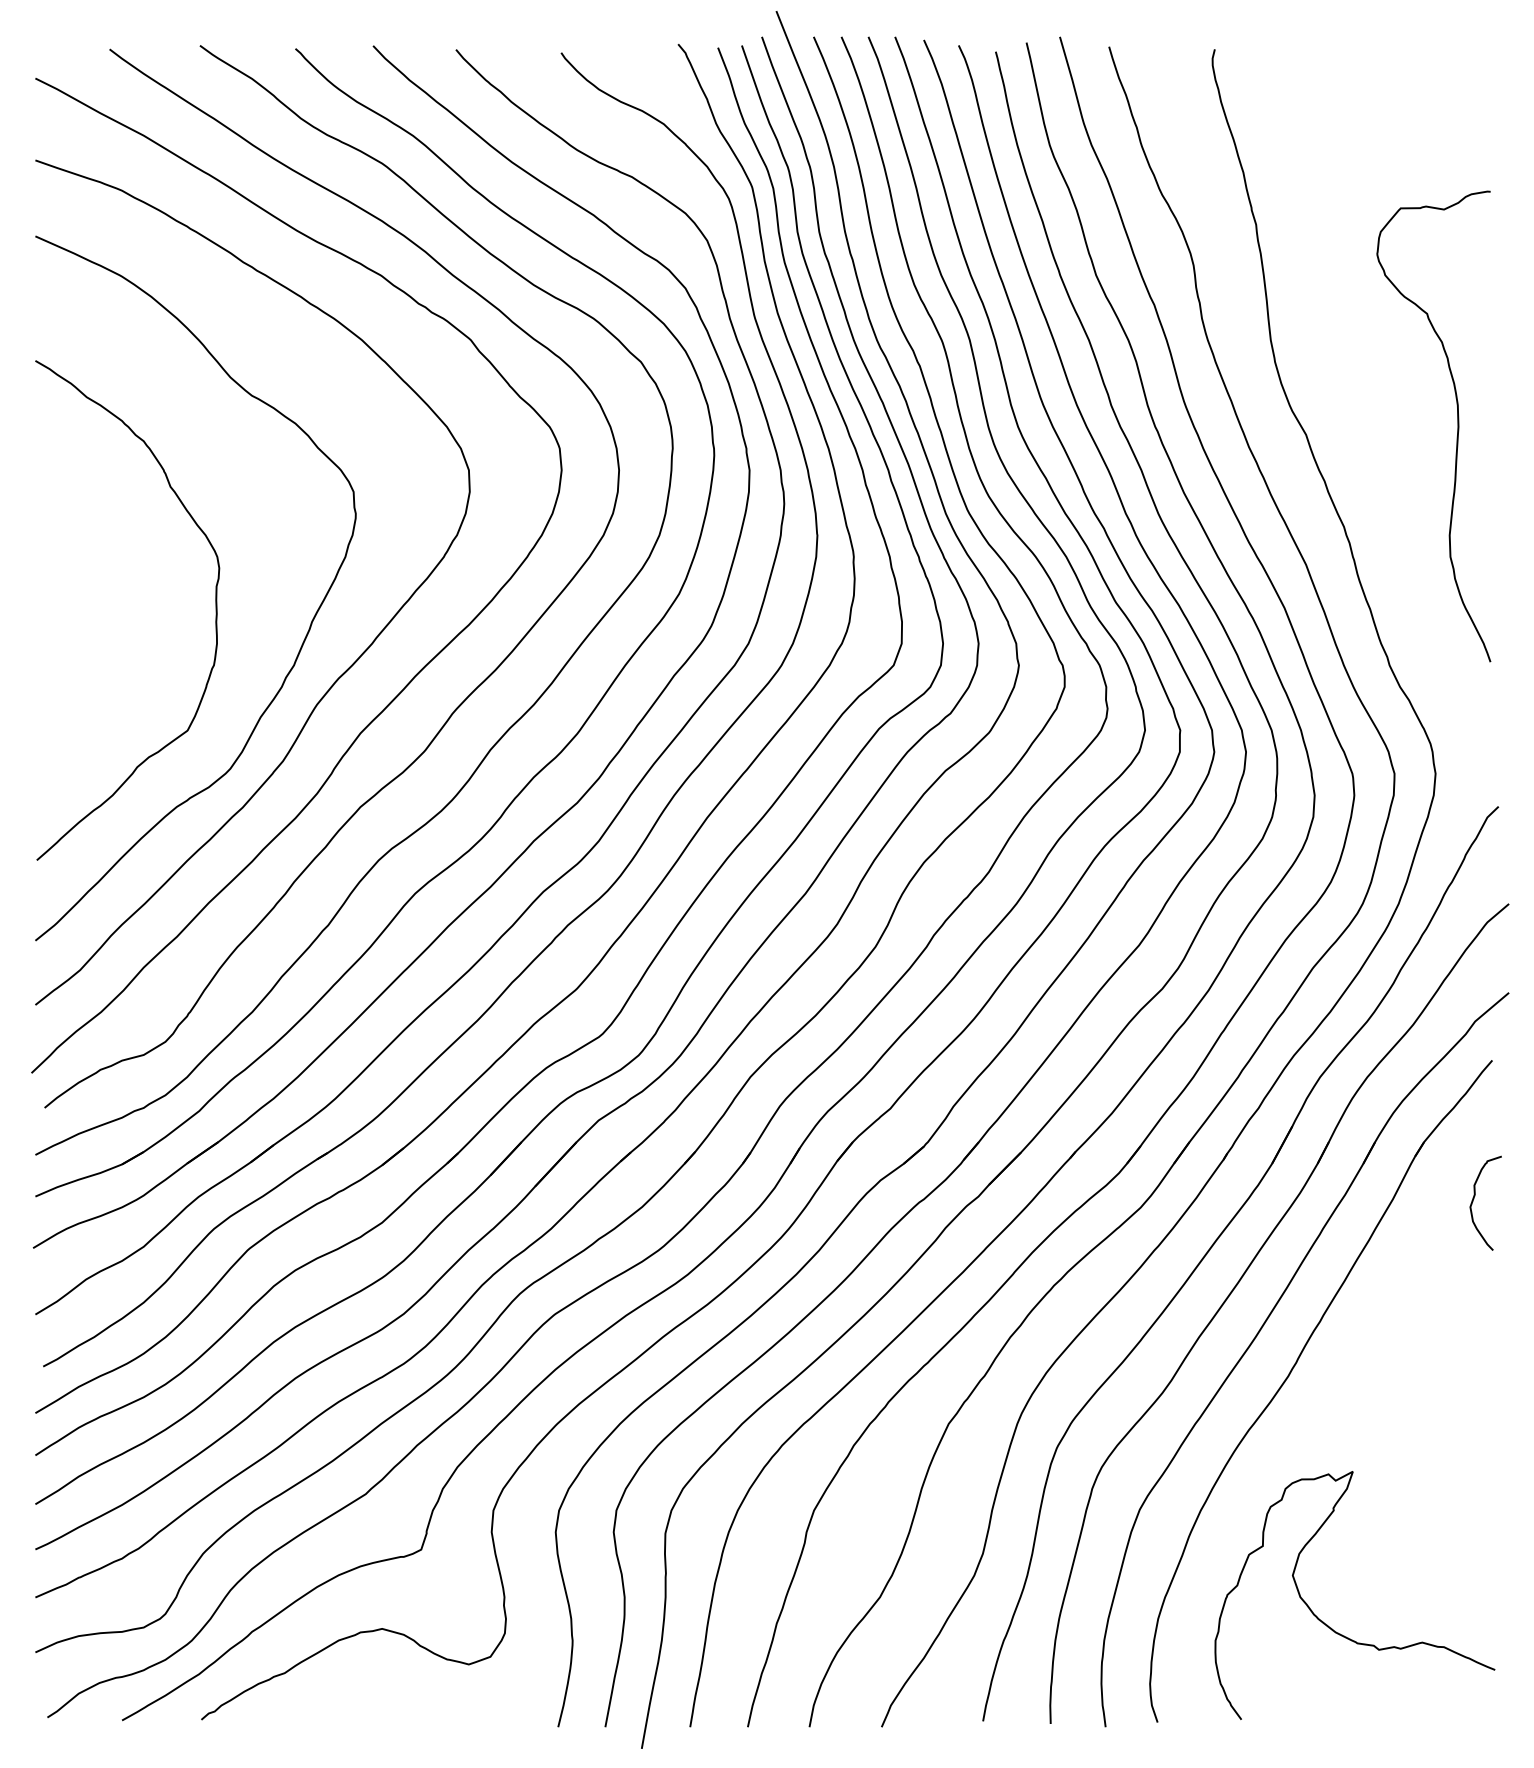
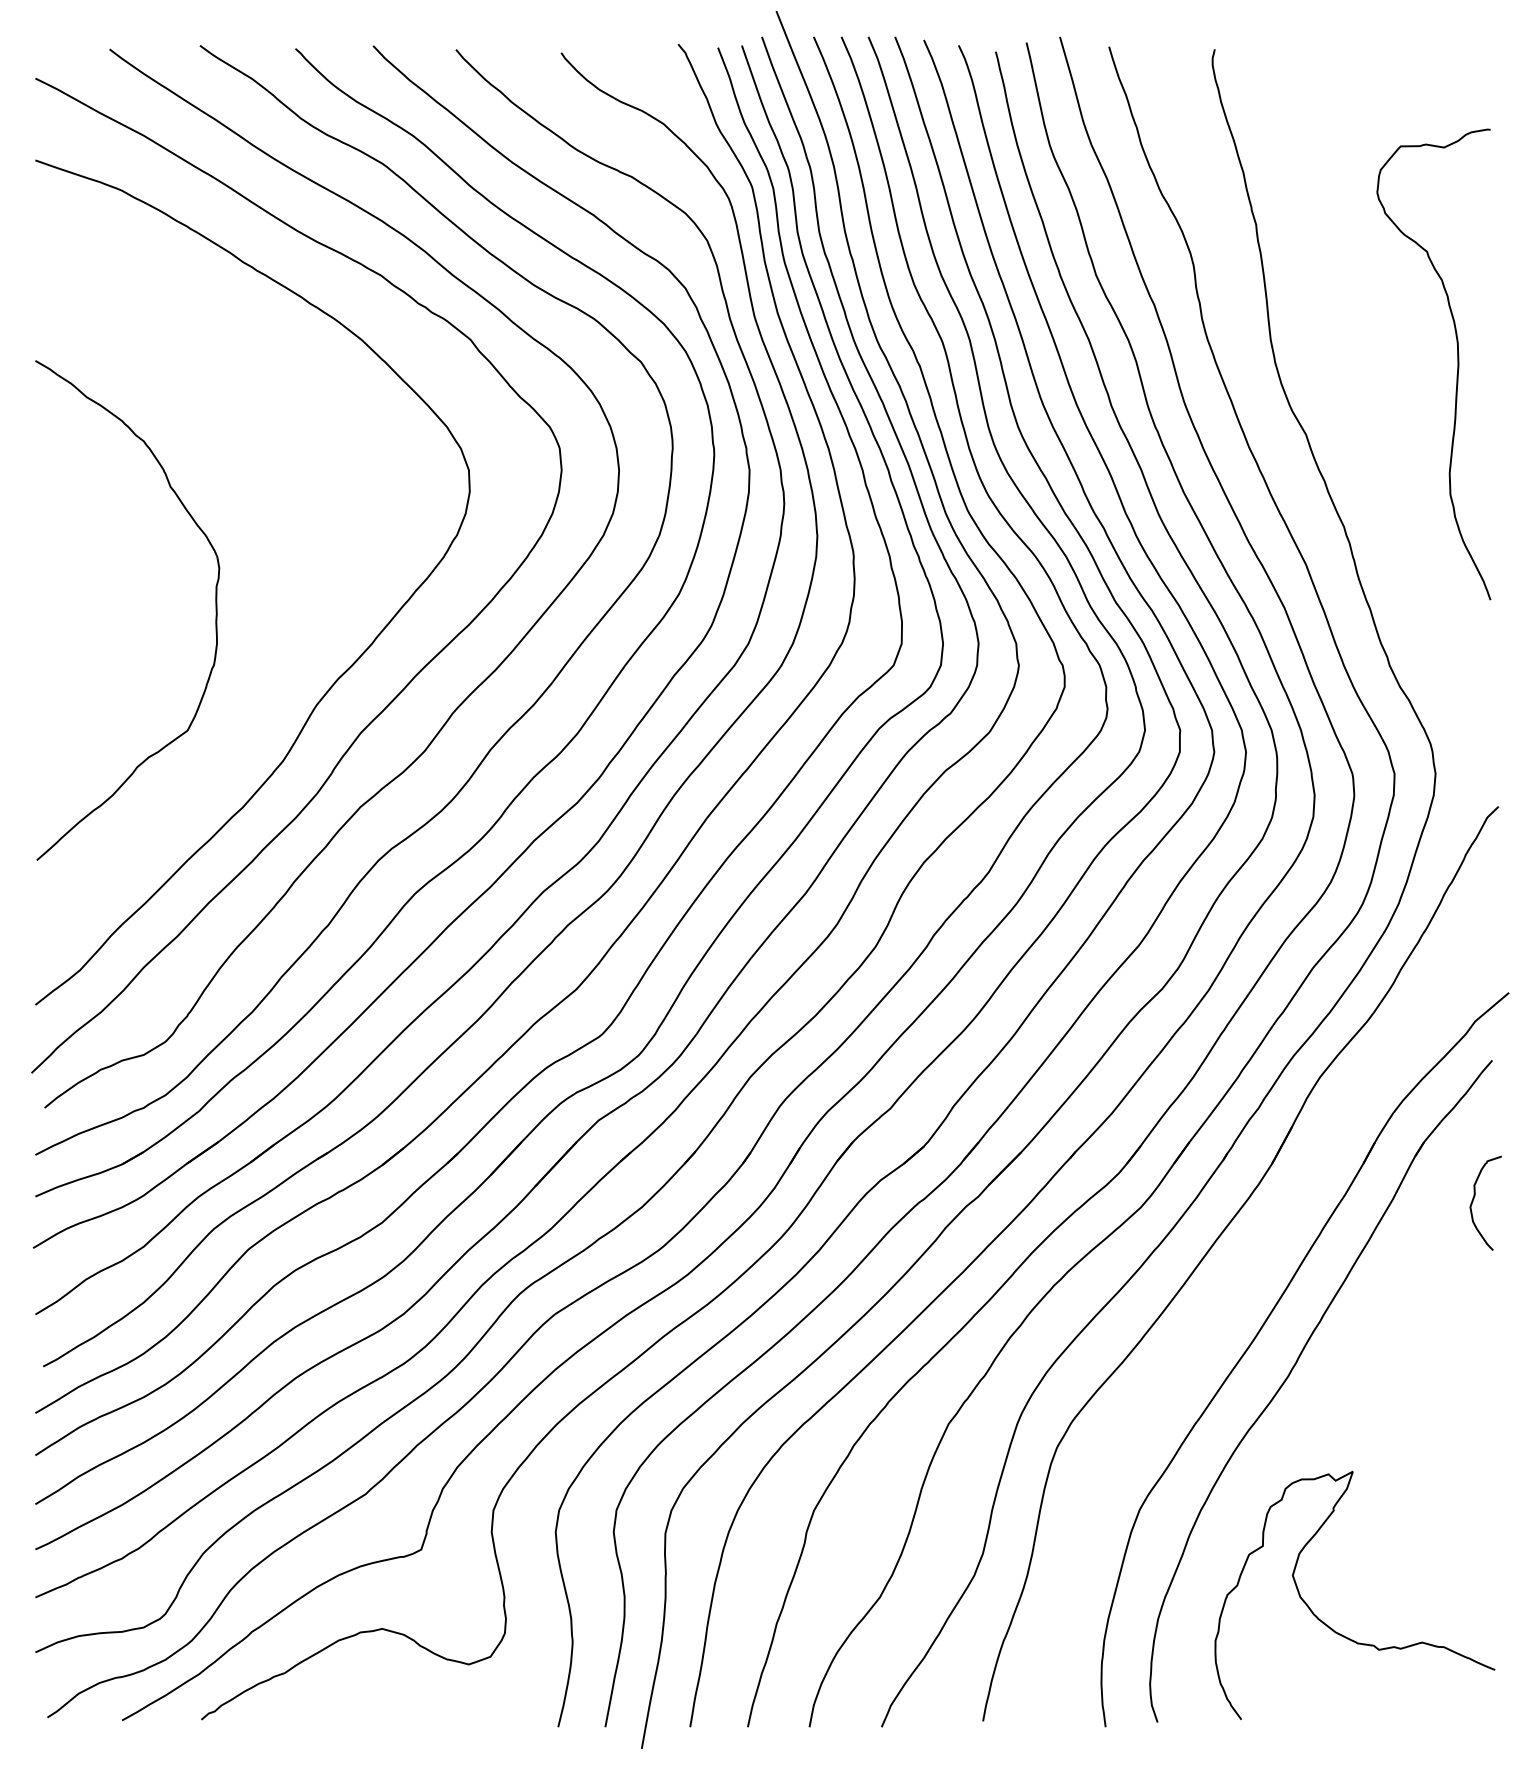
curve position: (1457, 426) -> (1457, 364) (1457, 364)
curve: present -> none (305, 635)
part: present -> none (1238, 1284)
